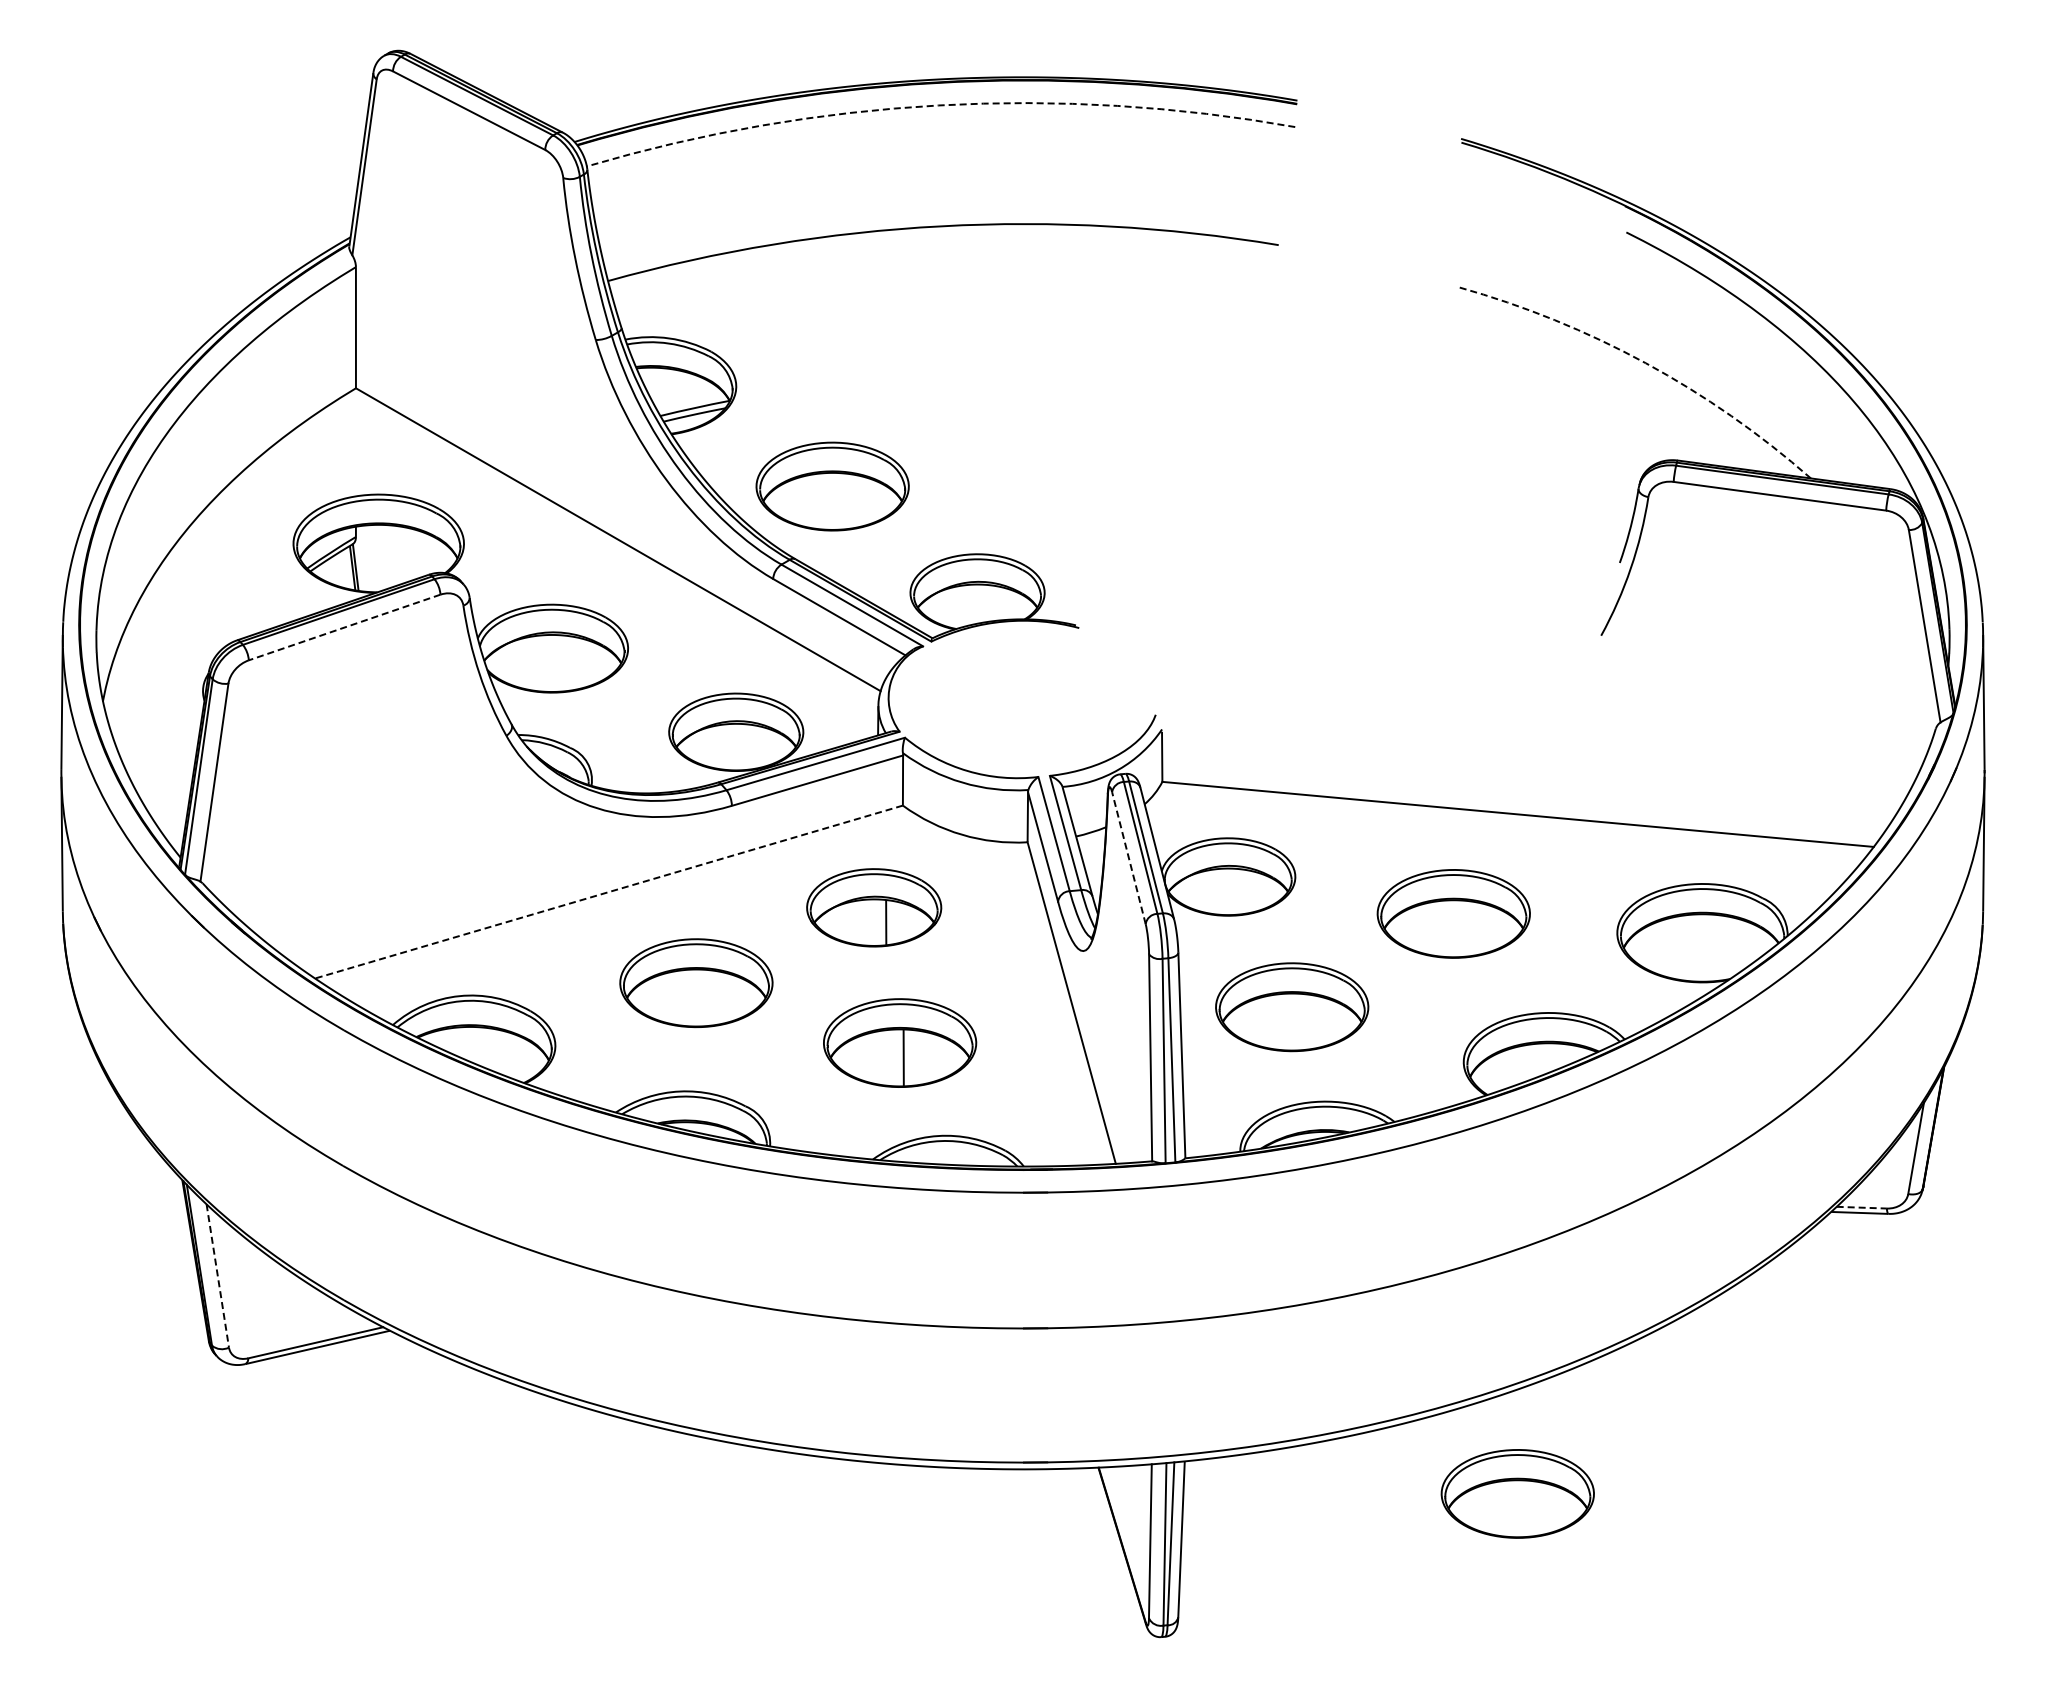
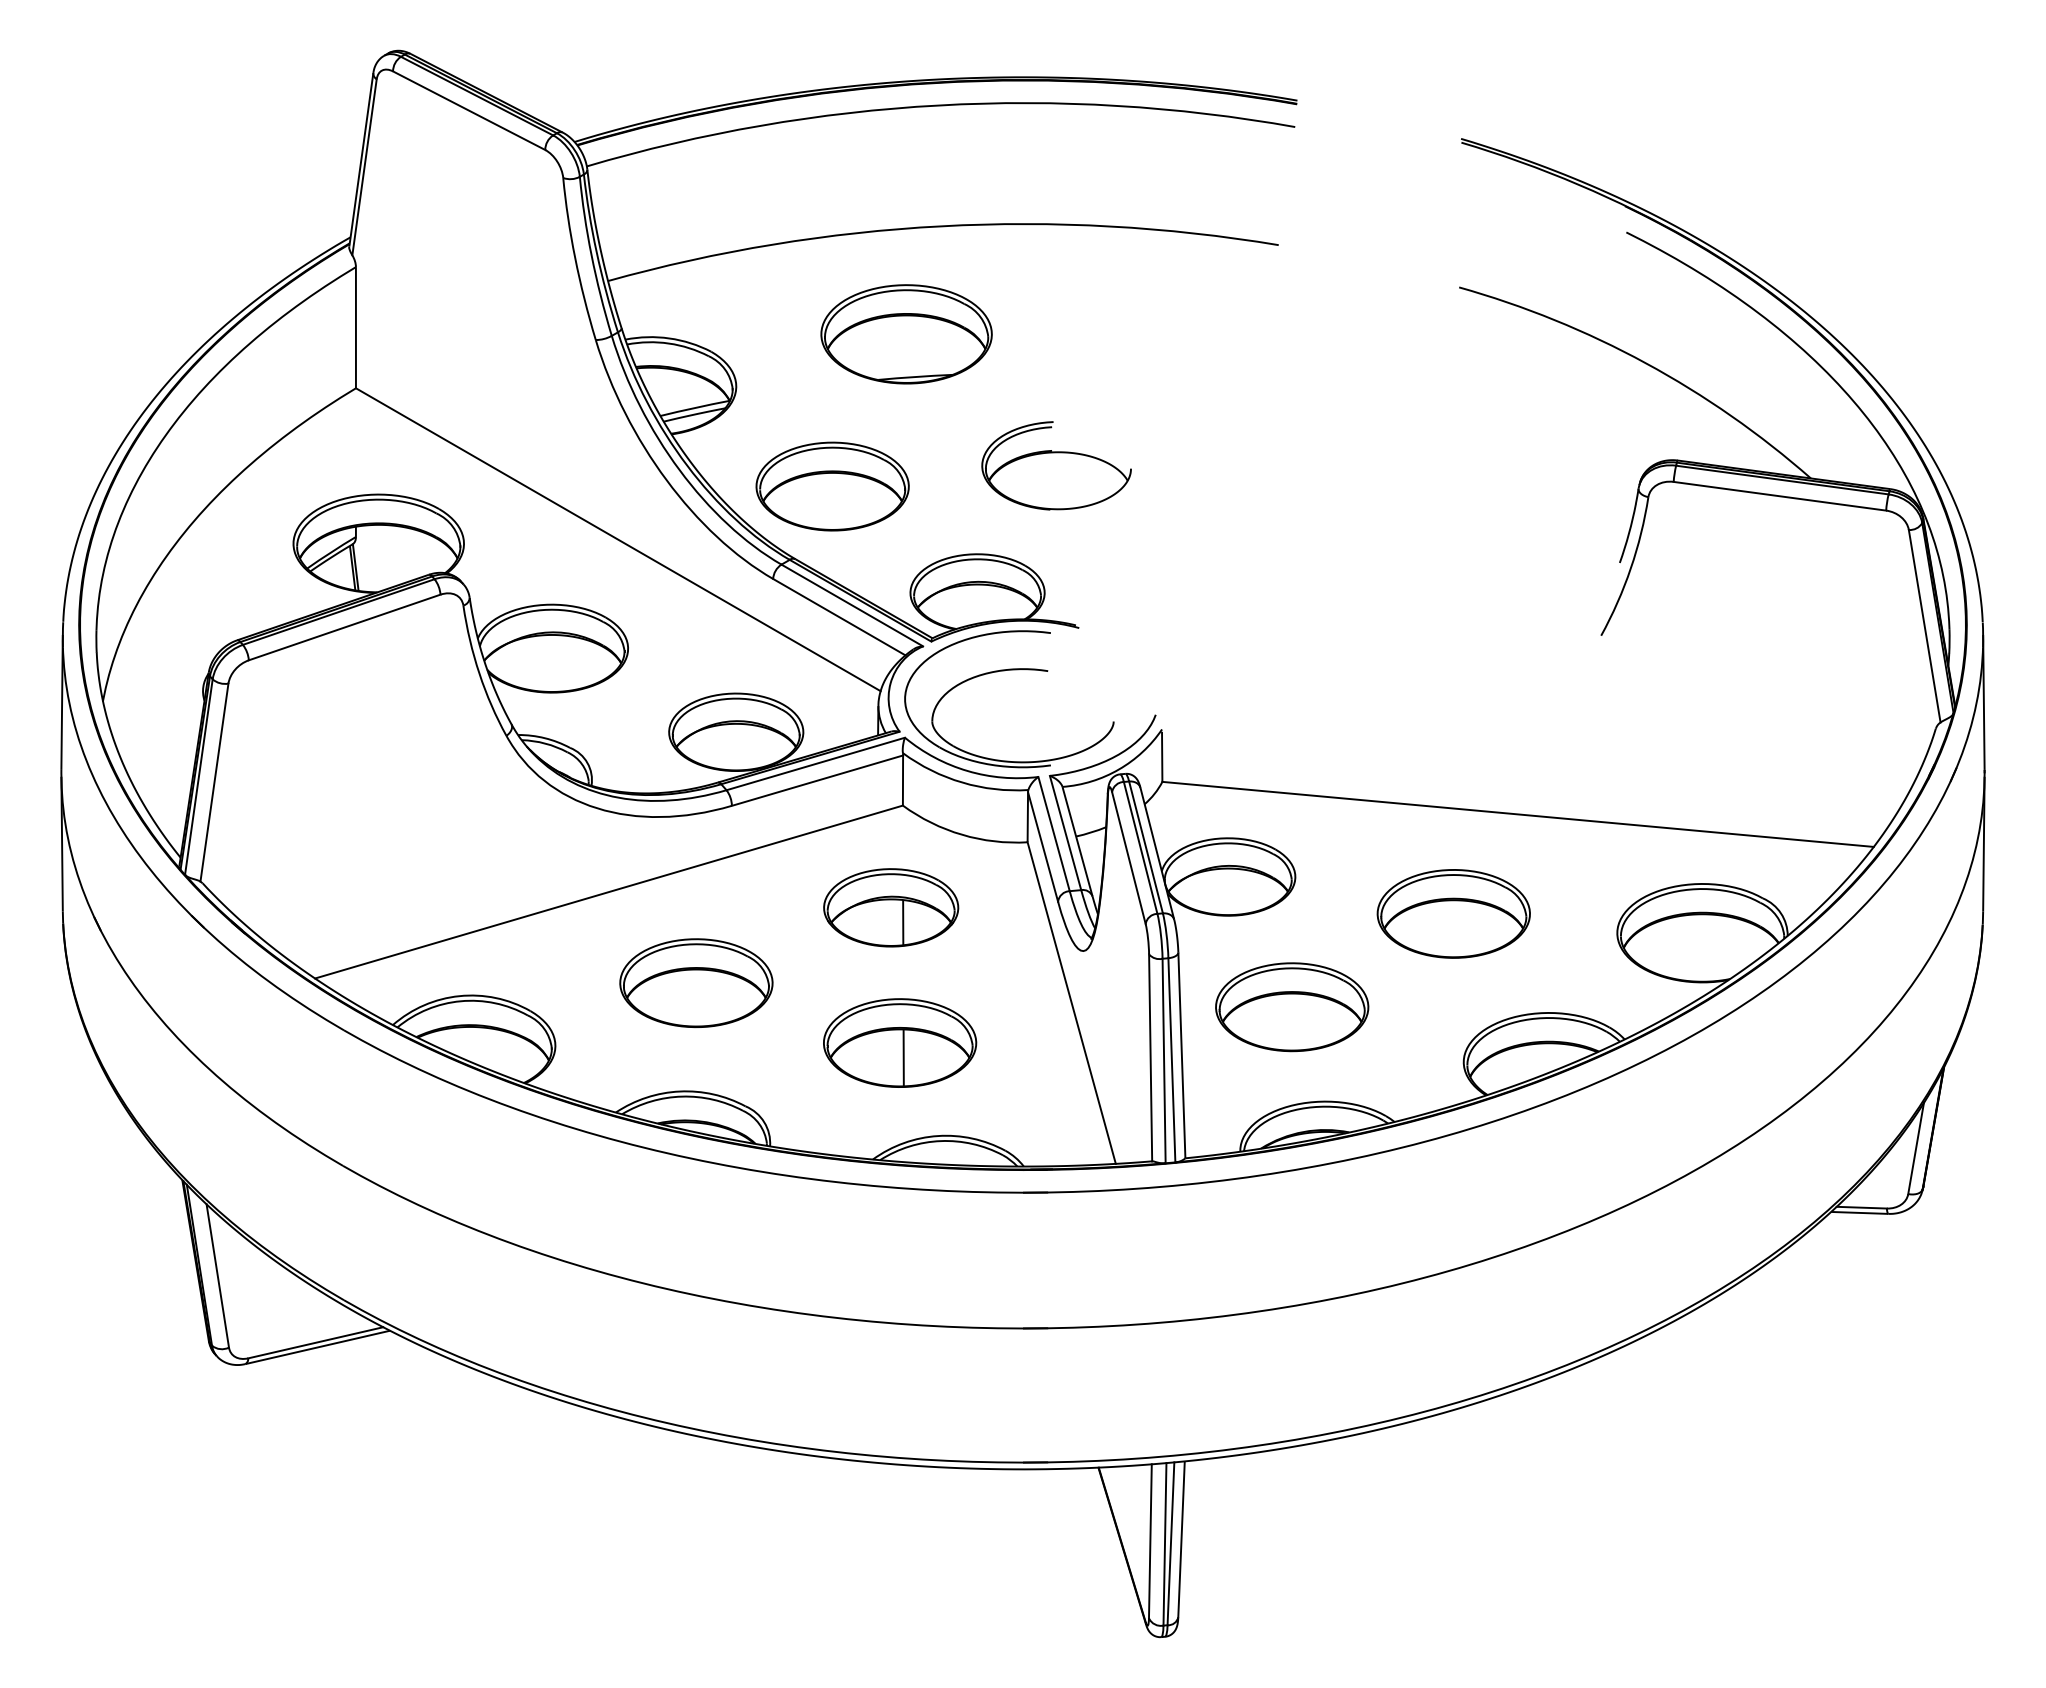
arc: dashed -> solid (938, 105)
part: none -> present (906, 334)
arc: dashed -> solid (1645, 363)
part: none -> present (1056, 465)
line: dashed -> solid (344, 627)
part: none -> present (1004, 671)
line: dashed -> solid (1128, 857)
line: dashed -> solid (608, 892)
part position: (874, 907) -> (891, 907) (891, 907)
line: dashed -> solid (1862, 1207)
line: dashed -> solid (217, 1275)
part: present -> none (1517, 1493)
